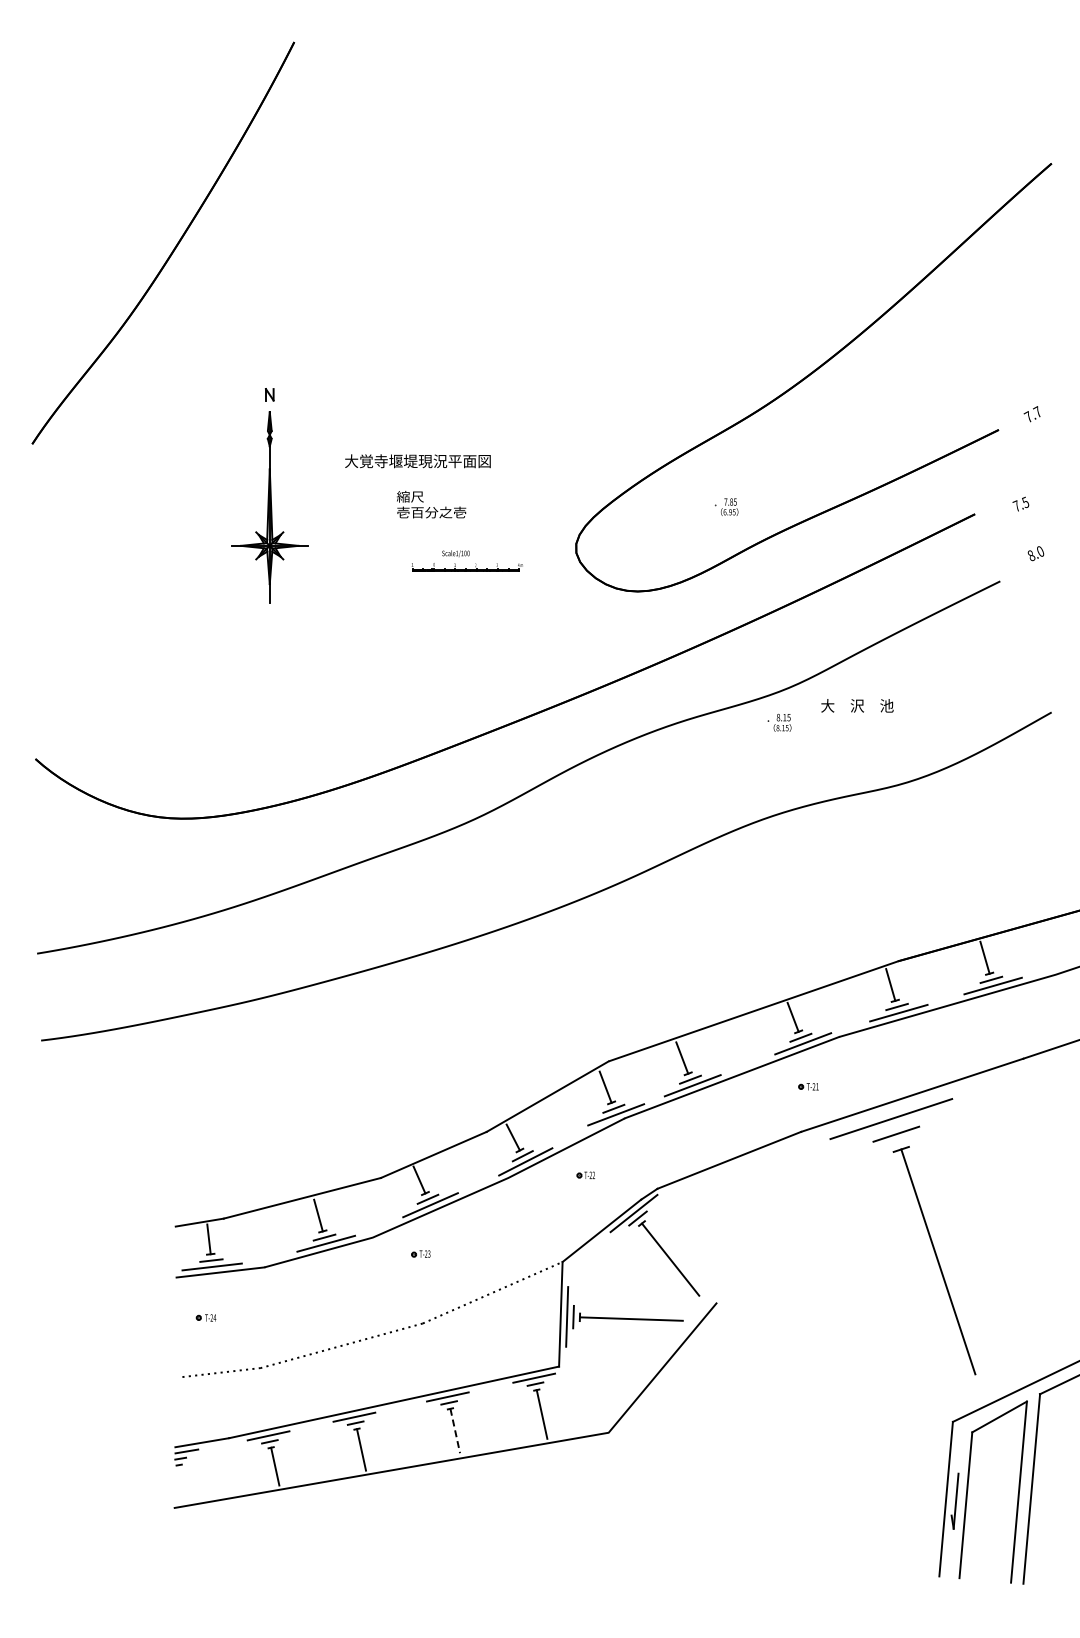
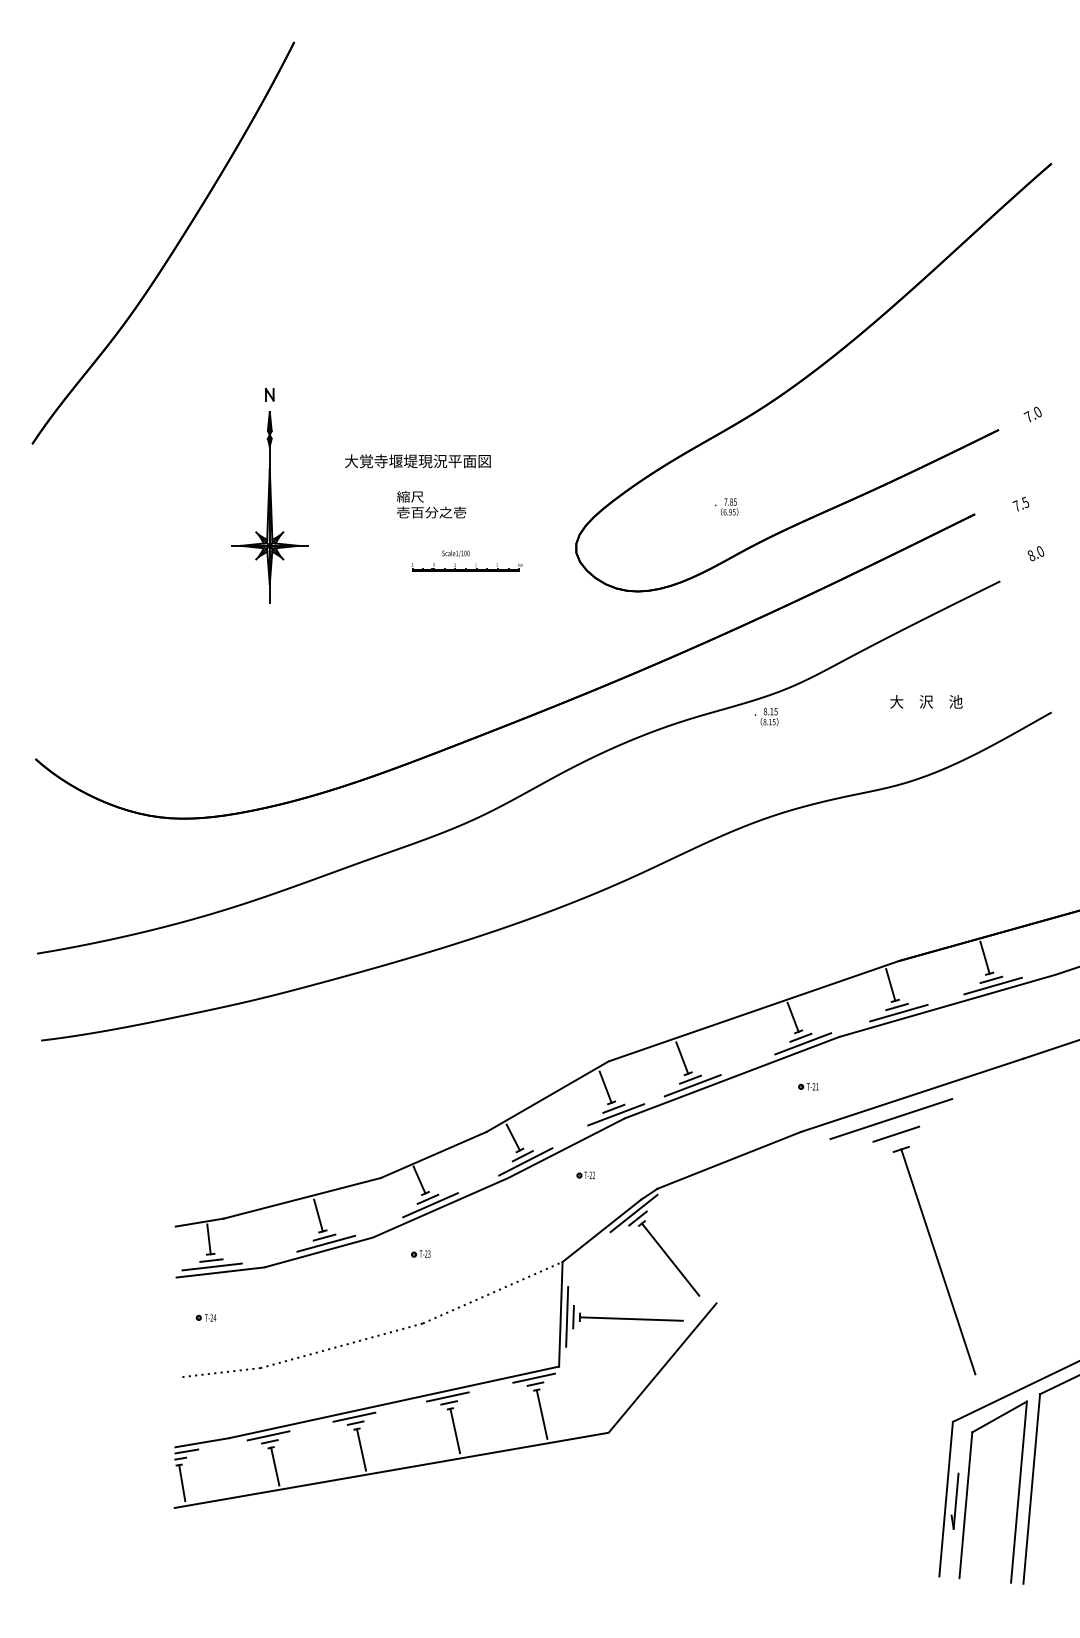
text: 7.7 -> 7.0 (1037, 411)
text position: (857, 705) -> (926, 701) (926, 701)
text position: (779, 722) -> (766, 716) (766, 716)
line: dashed -> solid (455, 1431)
line: none -> present (182, 1483)
